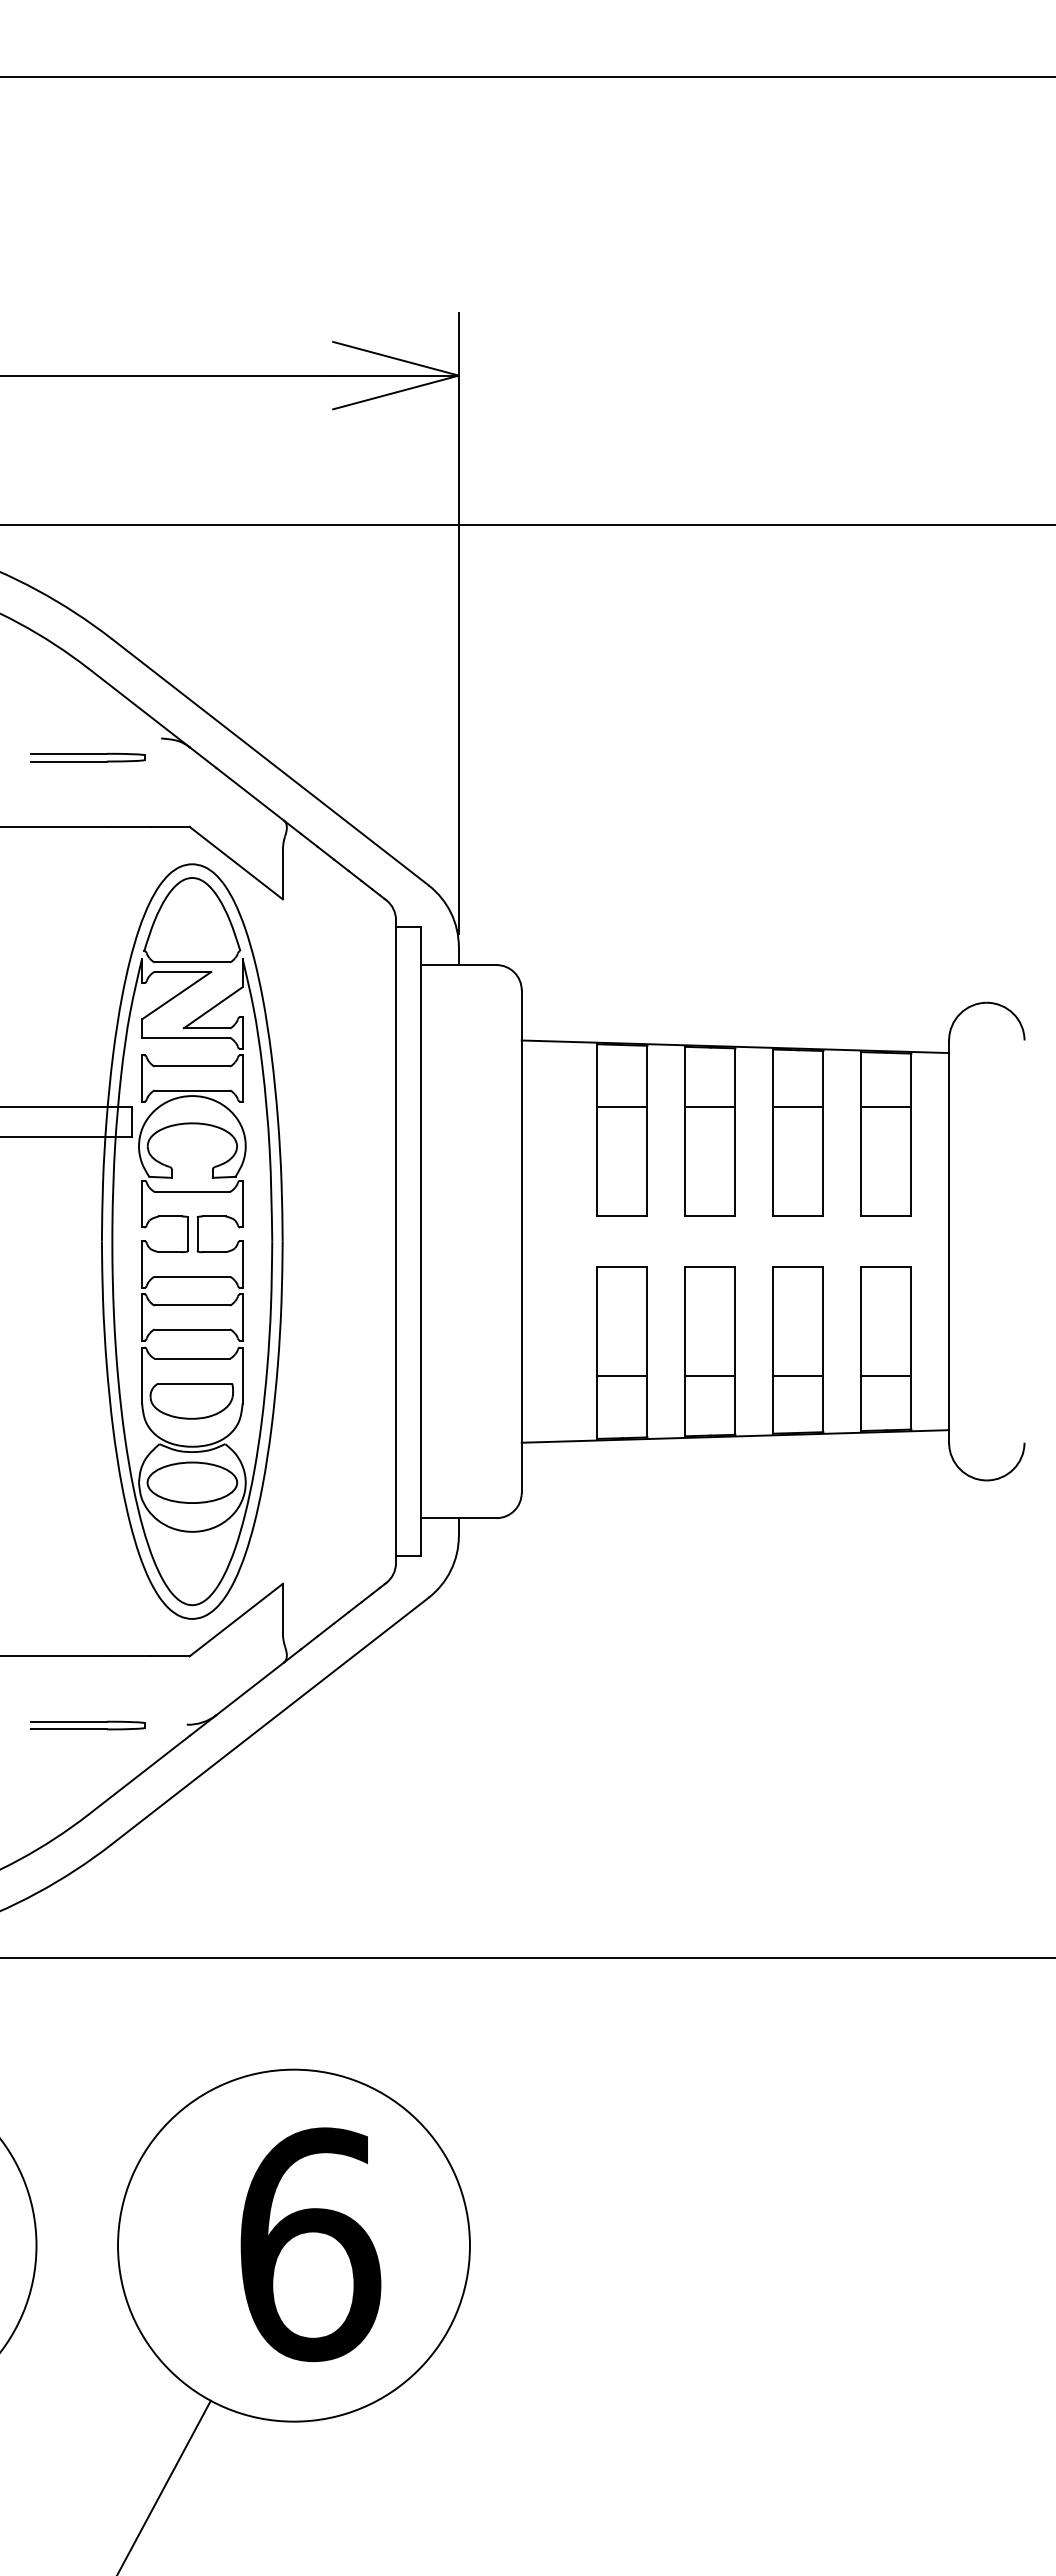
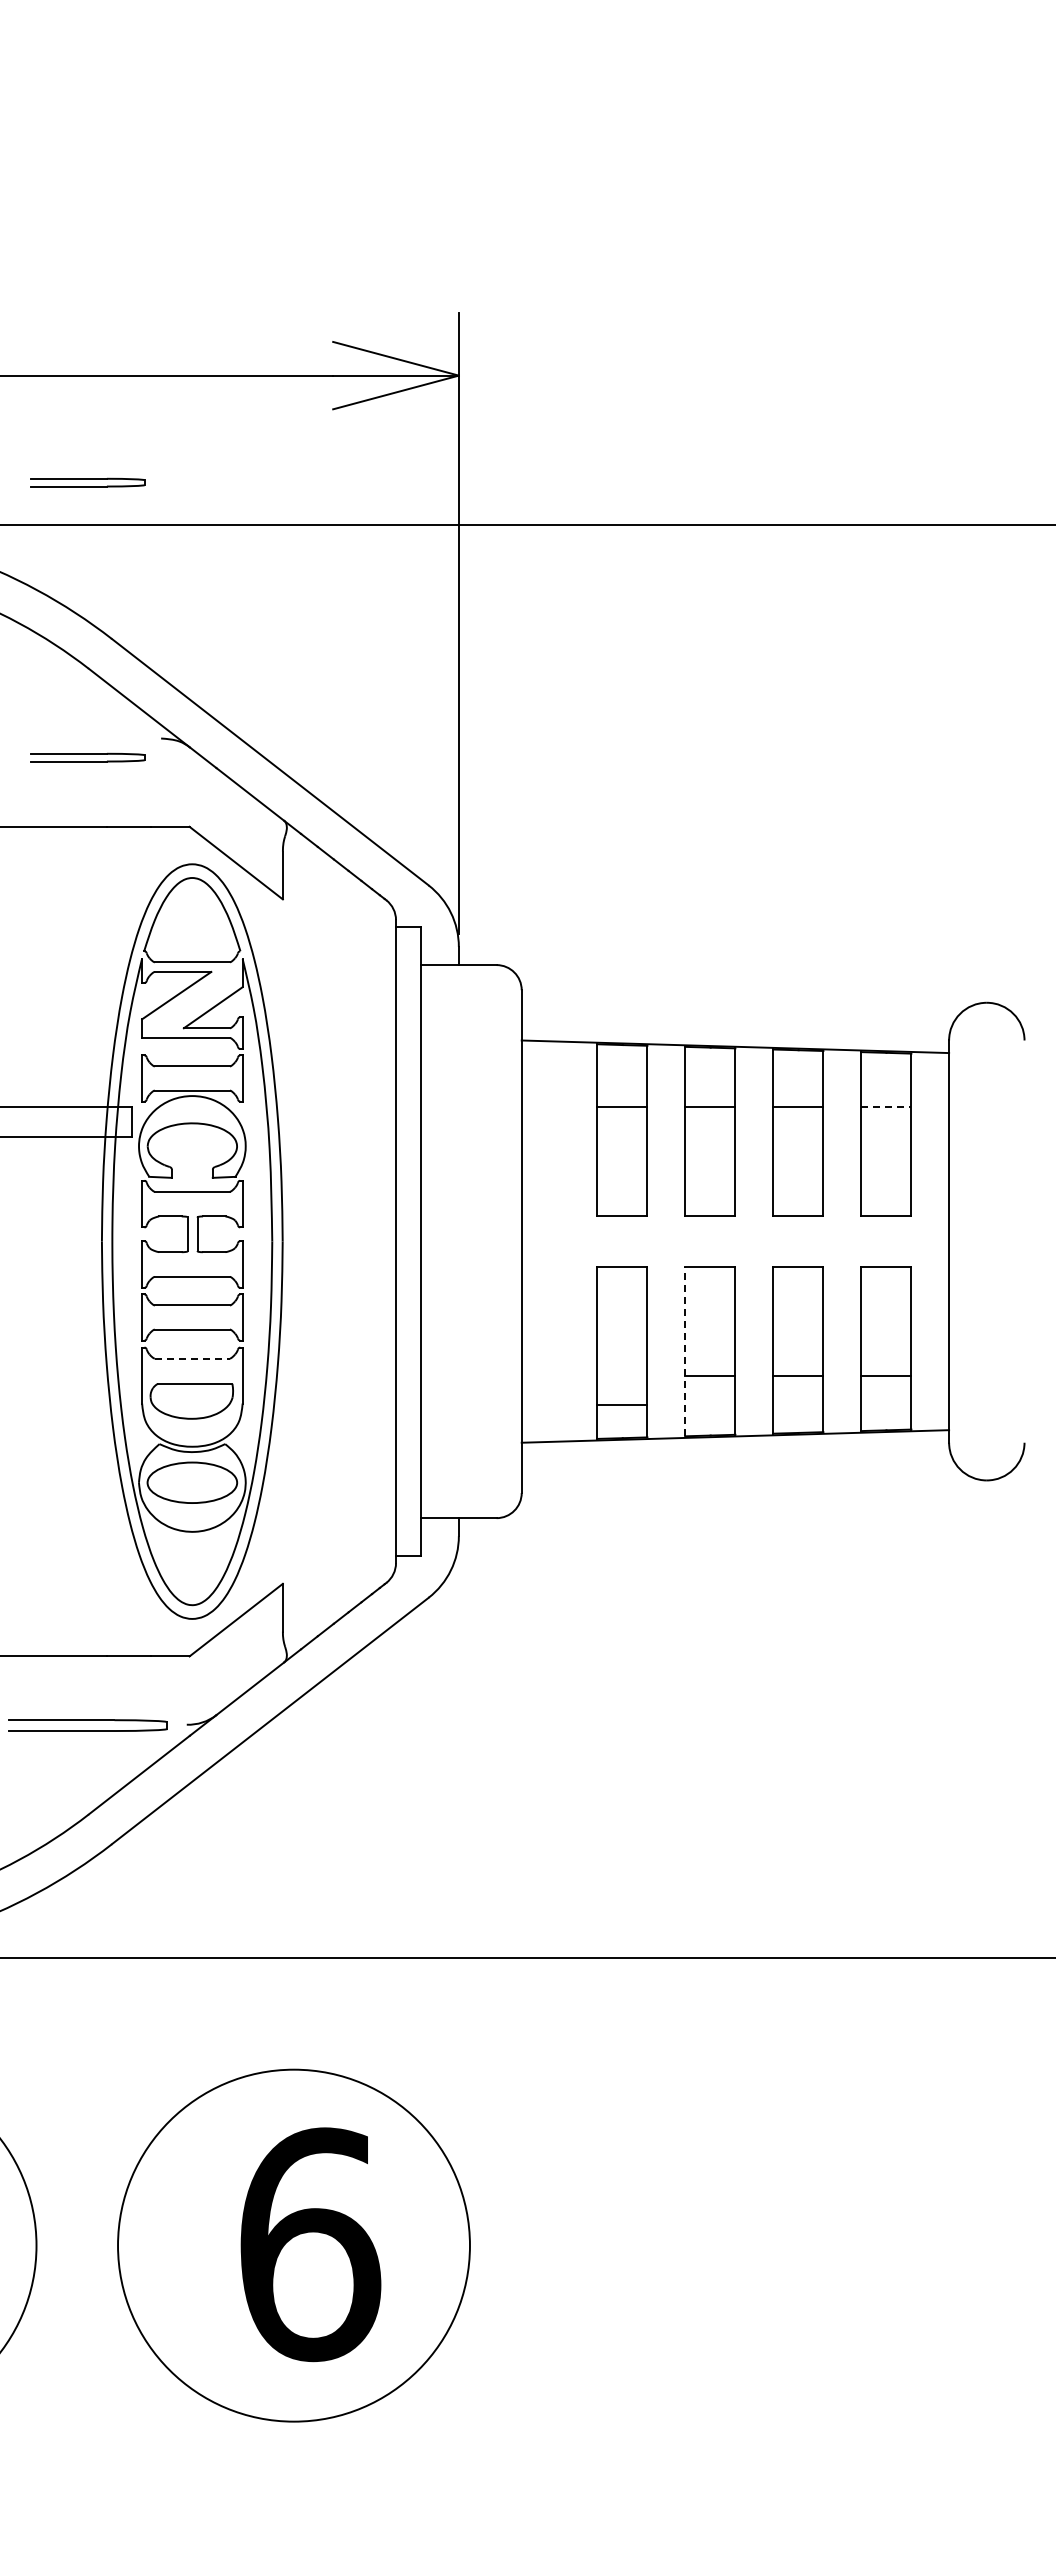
line: present -> none (527, 77)
part: none -> present (87, 482)
line: solid -> dashed (886, 1106)
line: solid -> dashed (685, 1351)
line: solid -> dashed (192, 1358)
line position: (622, 1376) -> (622, 1405) (622, 1405)
part size: 116x11 px -> 160x13 px (87, 1725)
line: present -> none (164, 2486)
